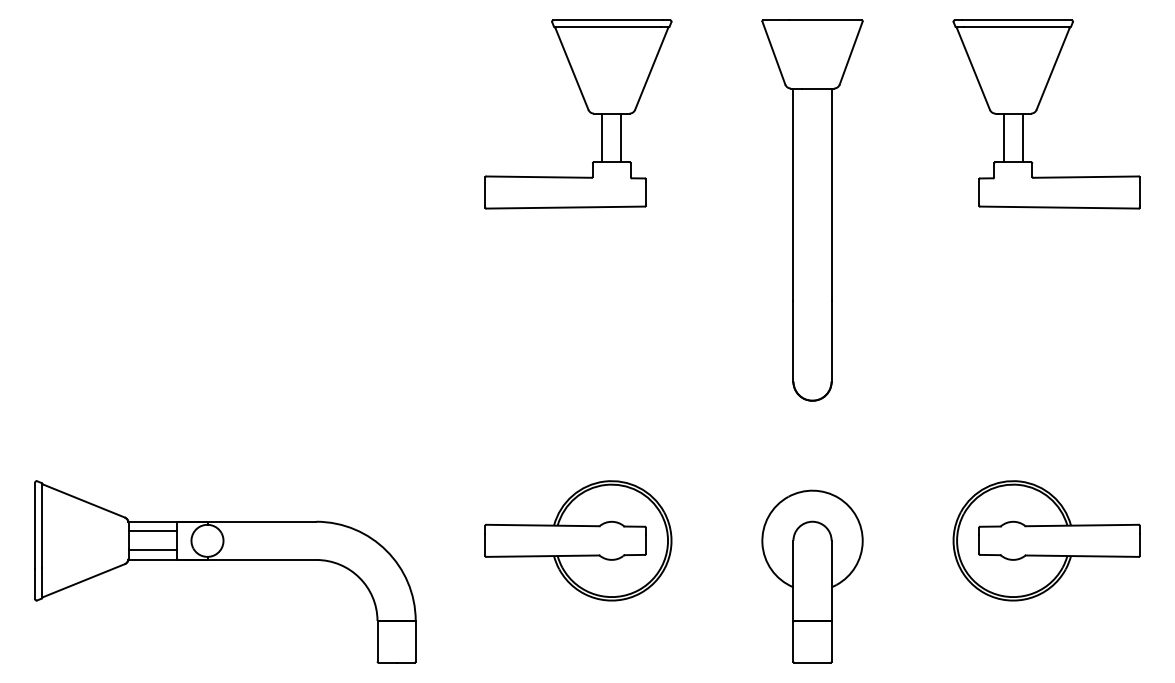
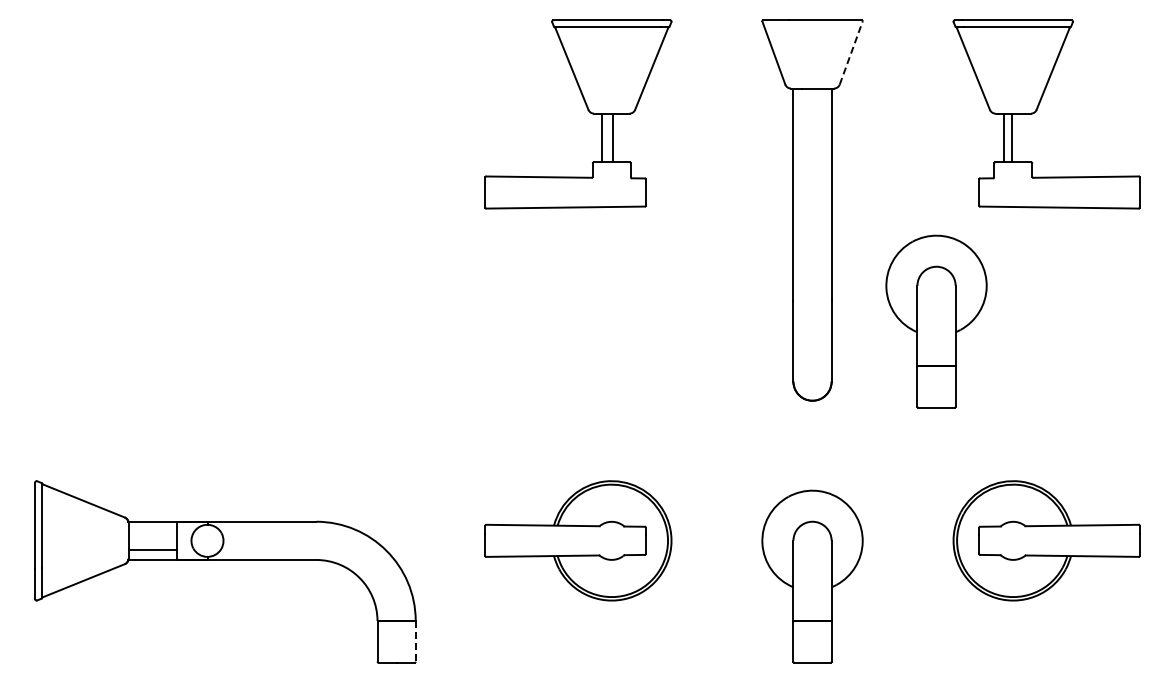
line: solid -> dashed (851, 52)
line position: (621, 137) -> (613, 137) (613, 137)
line position: (1022, 137) -> (1011, 137) (1011, 137)
part: none -> present (936, 321)
line: present -> none (152, 531)
line: solid -> dashed (415, 641)
